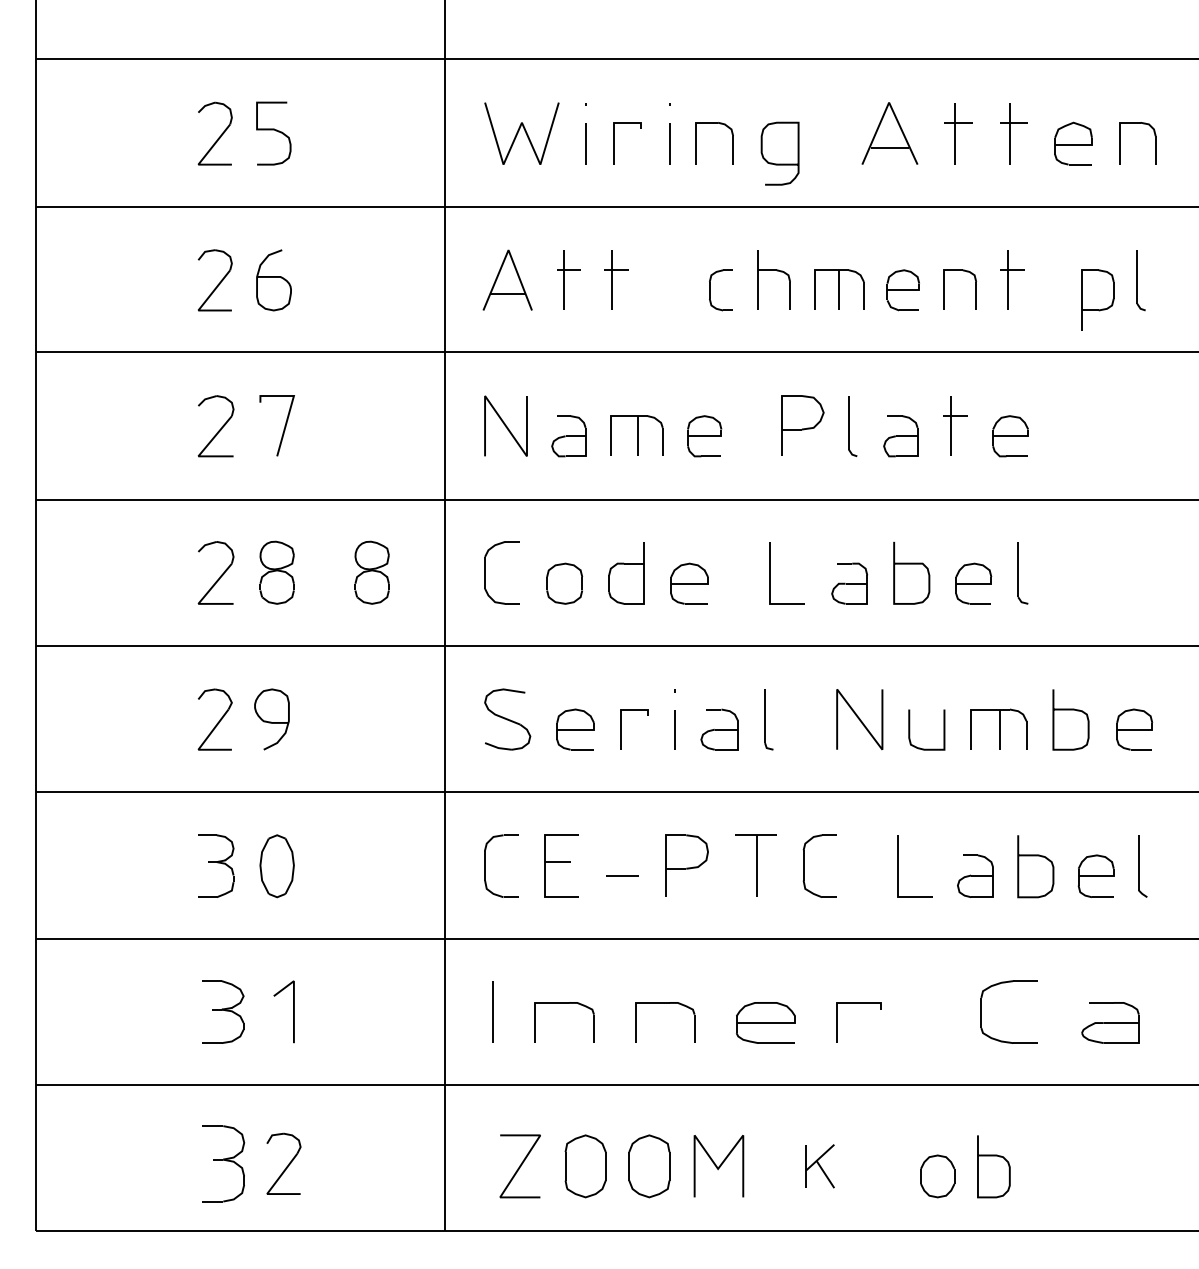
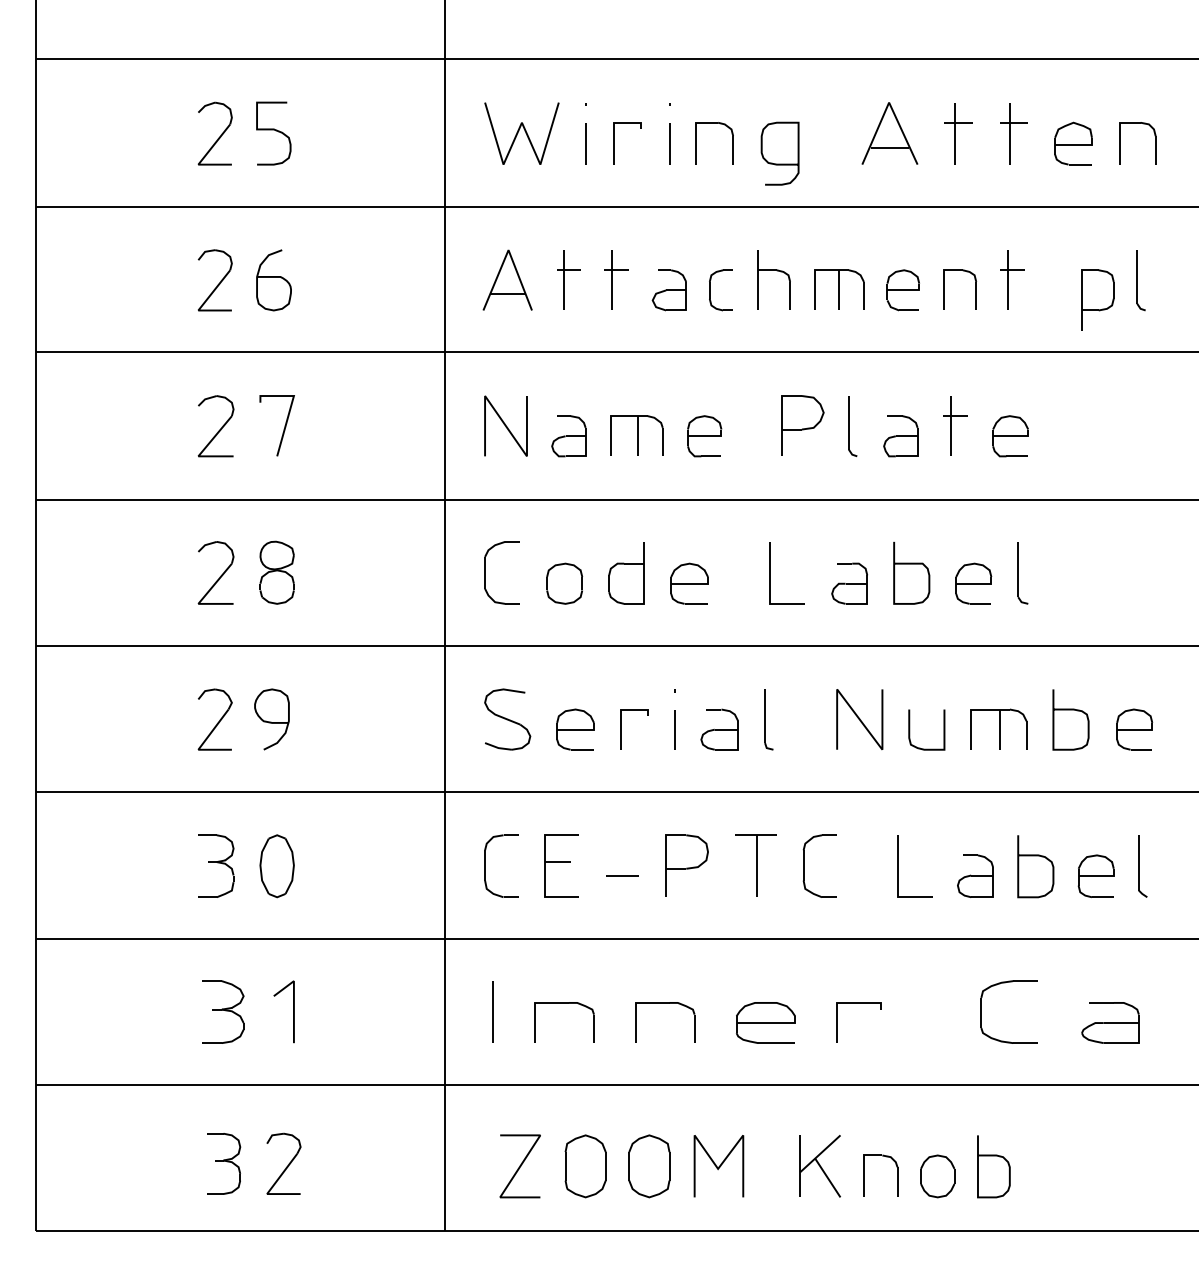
part: none -> present (668, 290)
part: present -> none (371, 572)
part size: 44x78 px -> 35x62 px (224, 1163)
part size: 30x45 px -> 42x63 px (819, 1166)
part: none -> present (864, 1175)
